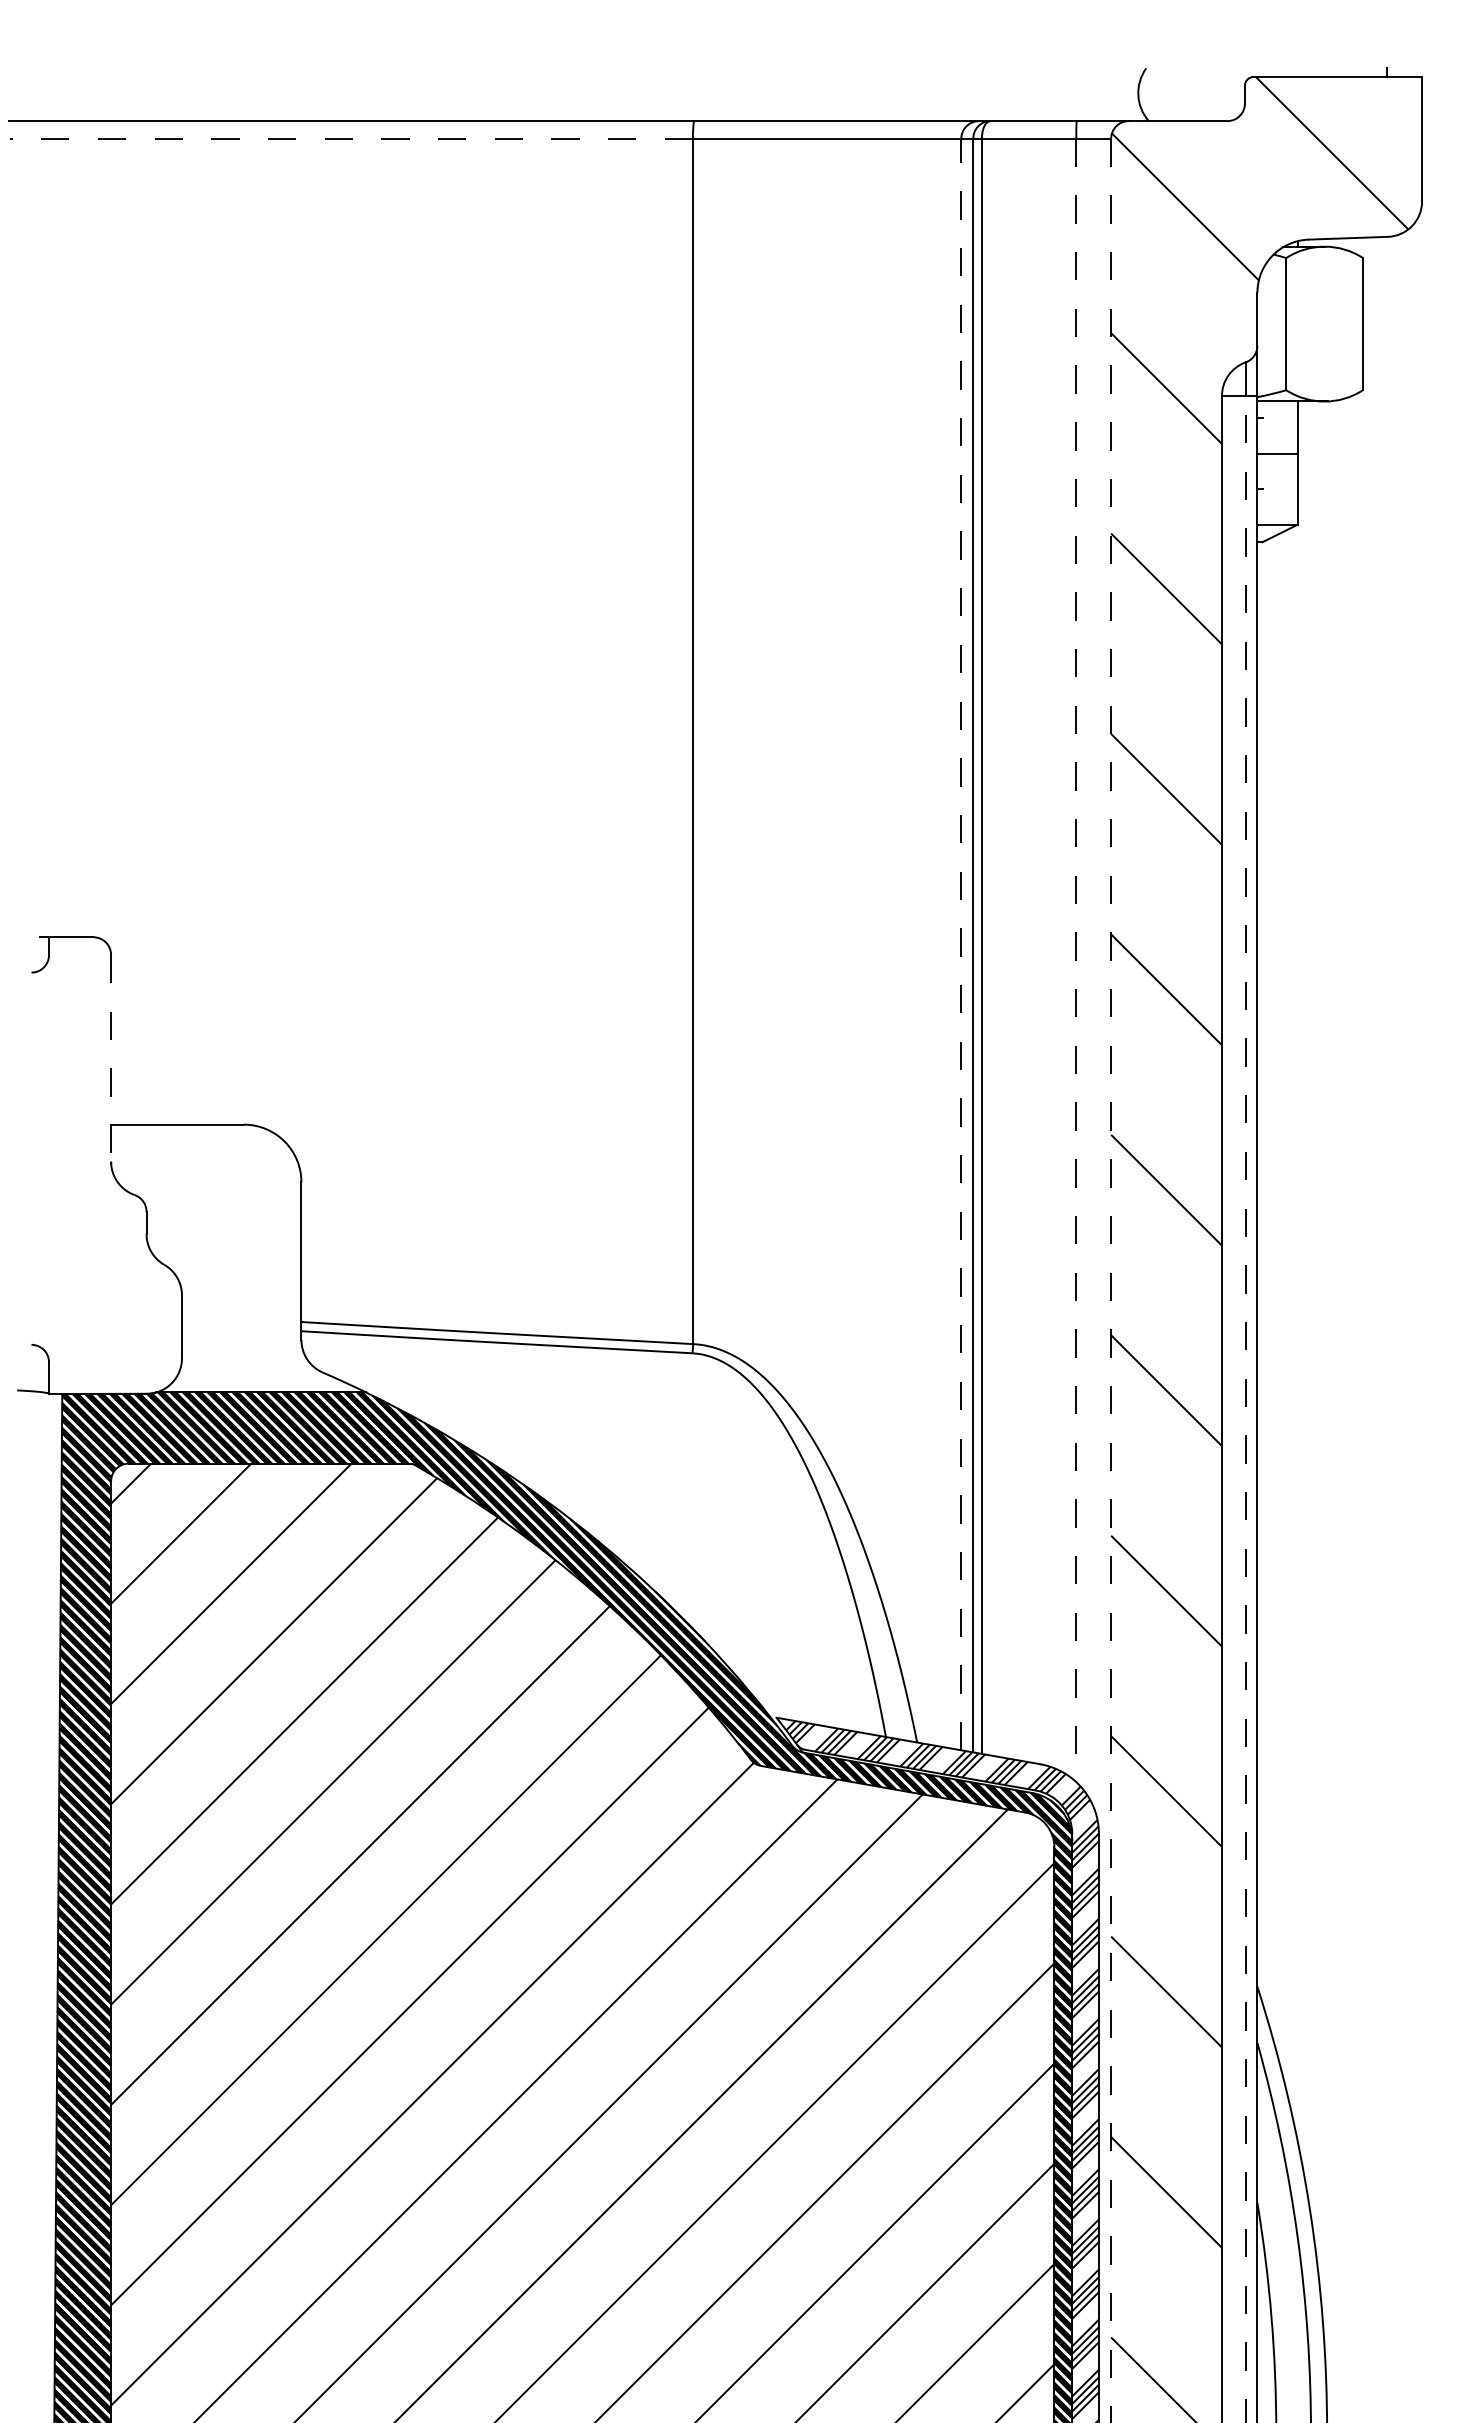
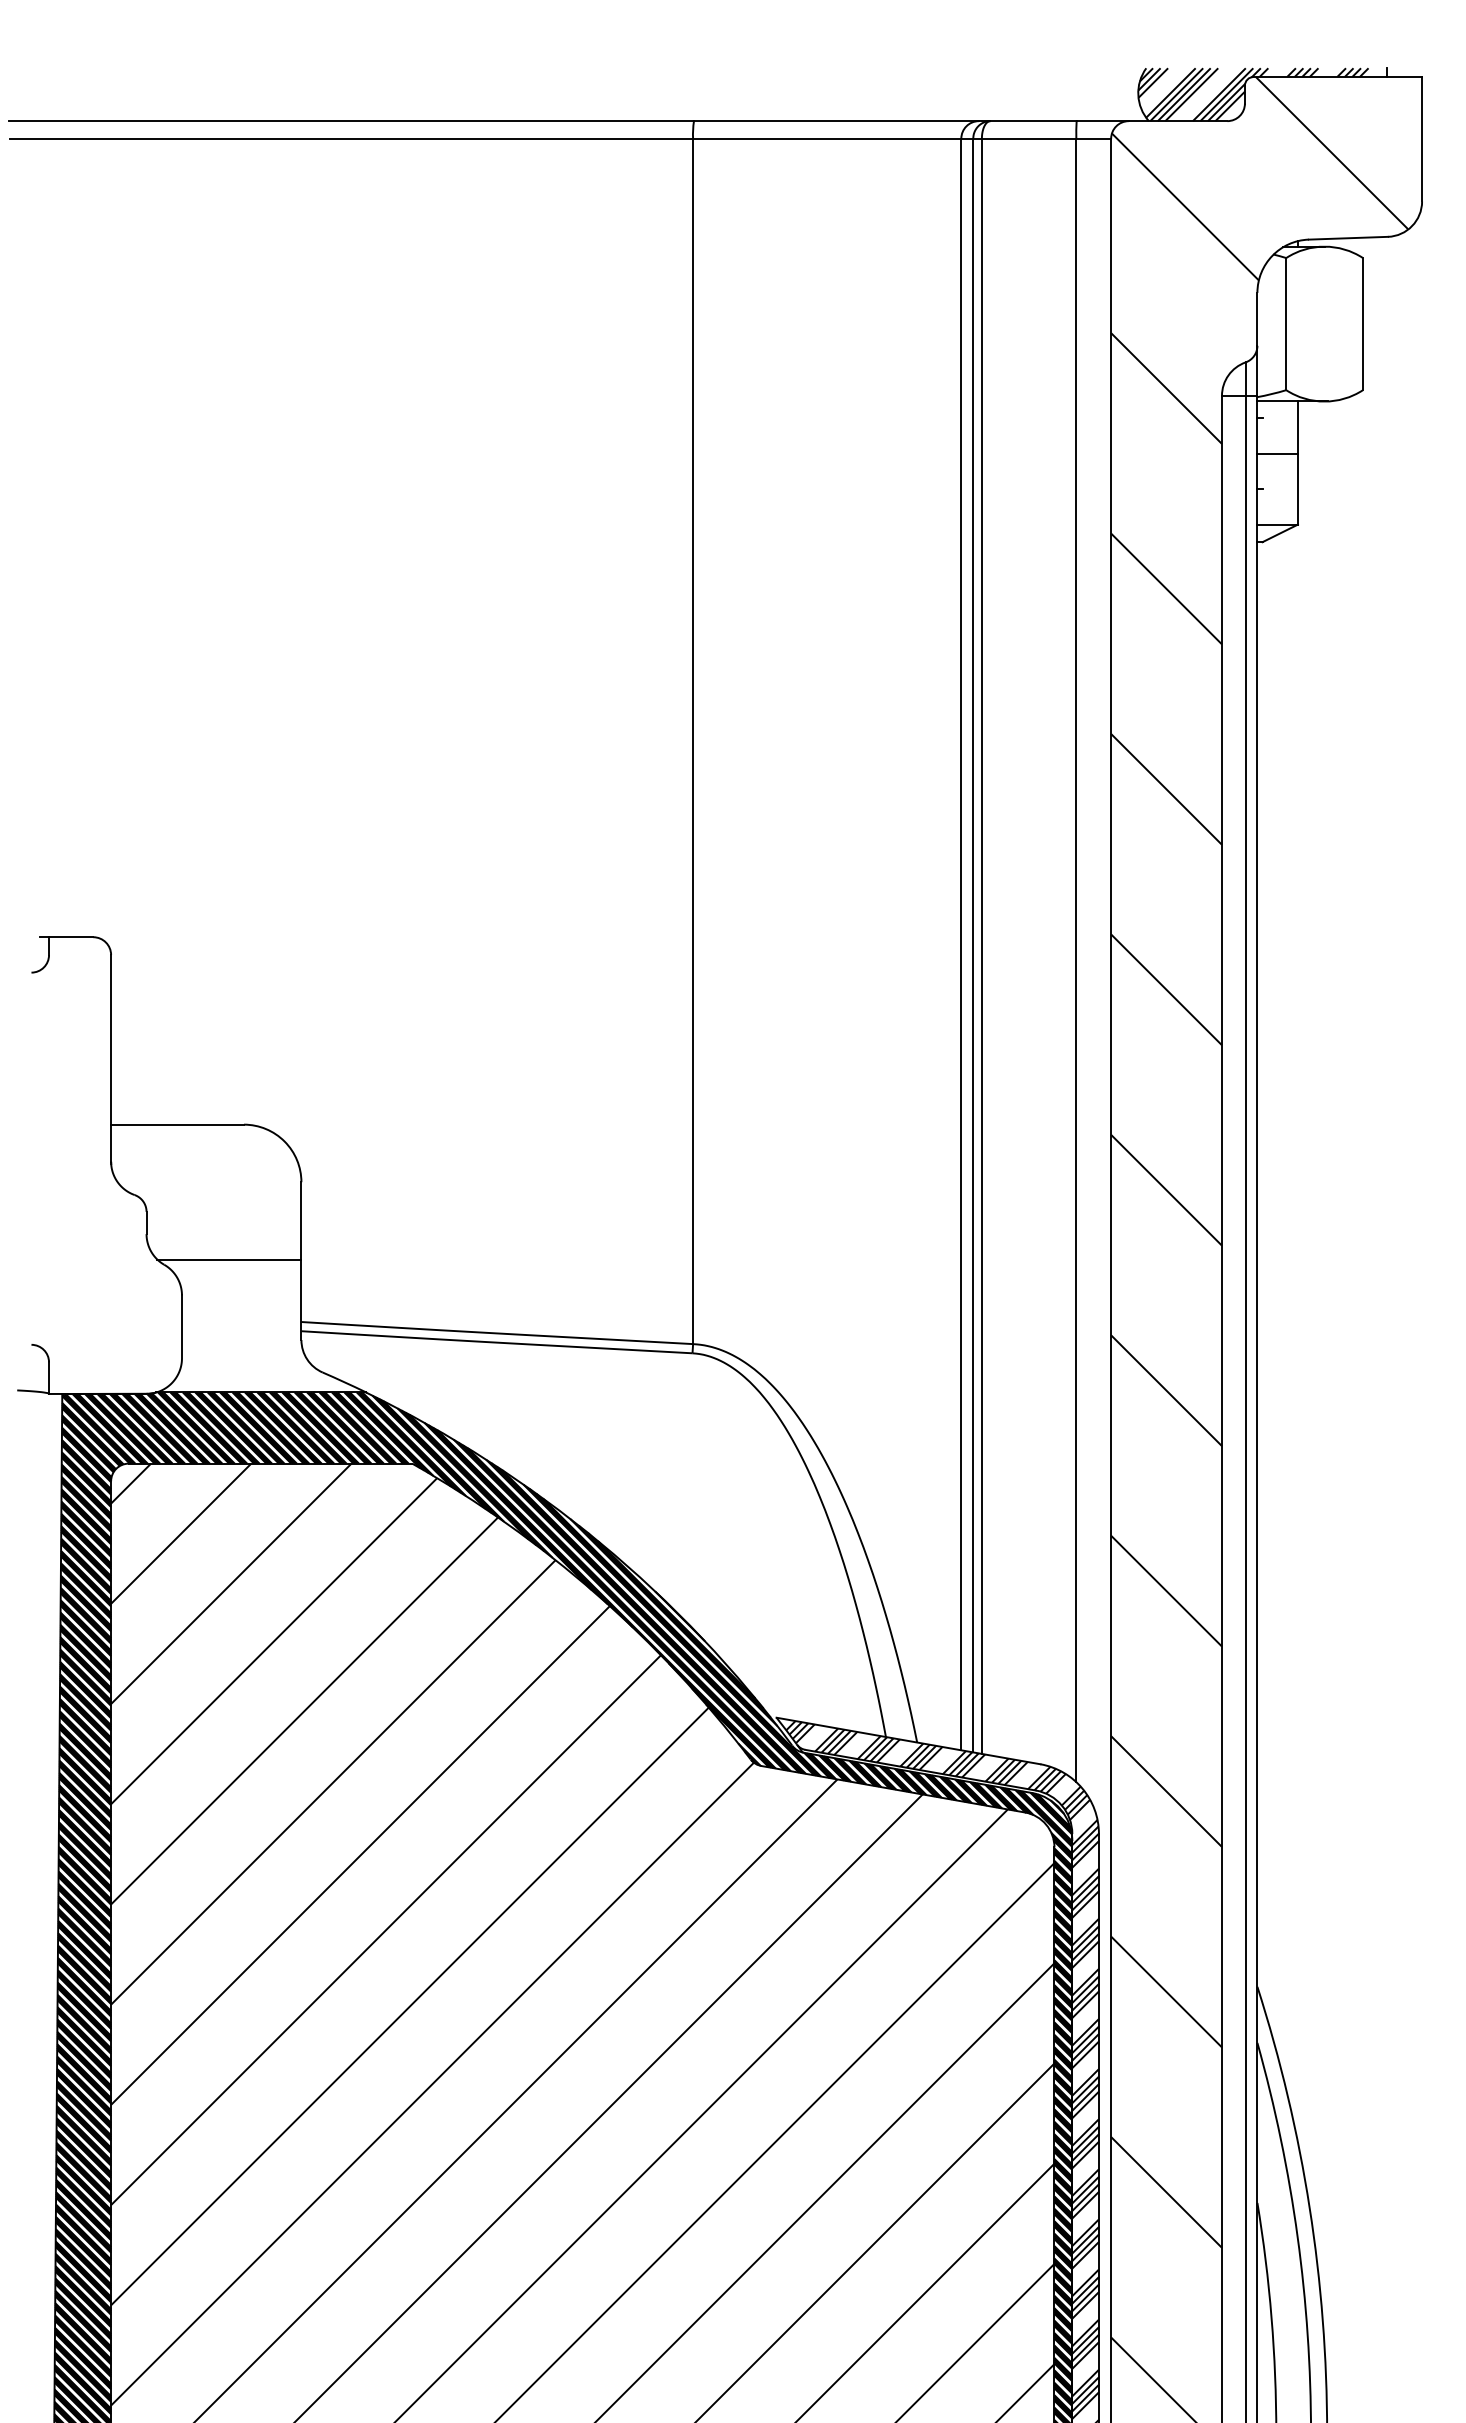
hatch: none -> present (1253, 94)
line: dashed -> solid (351, 138)
line: dashed -> solid (961, 944)
line: dashed -> solid (1076, 960)
line: dashed -> solid (111, 1058)
line: none -> present (229, 1259)
line: dashed -> solid (1111, 1280)
line: dashed -> solid (1245, 1408)
